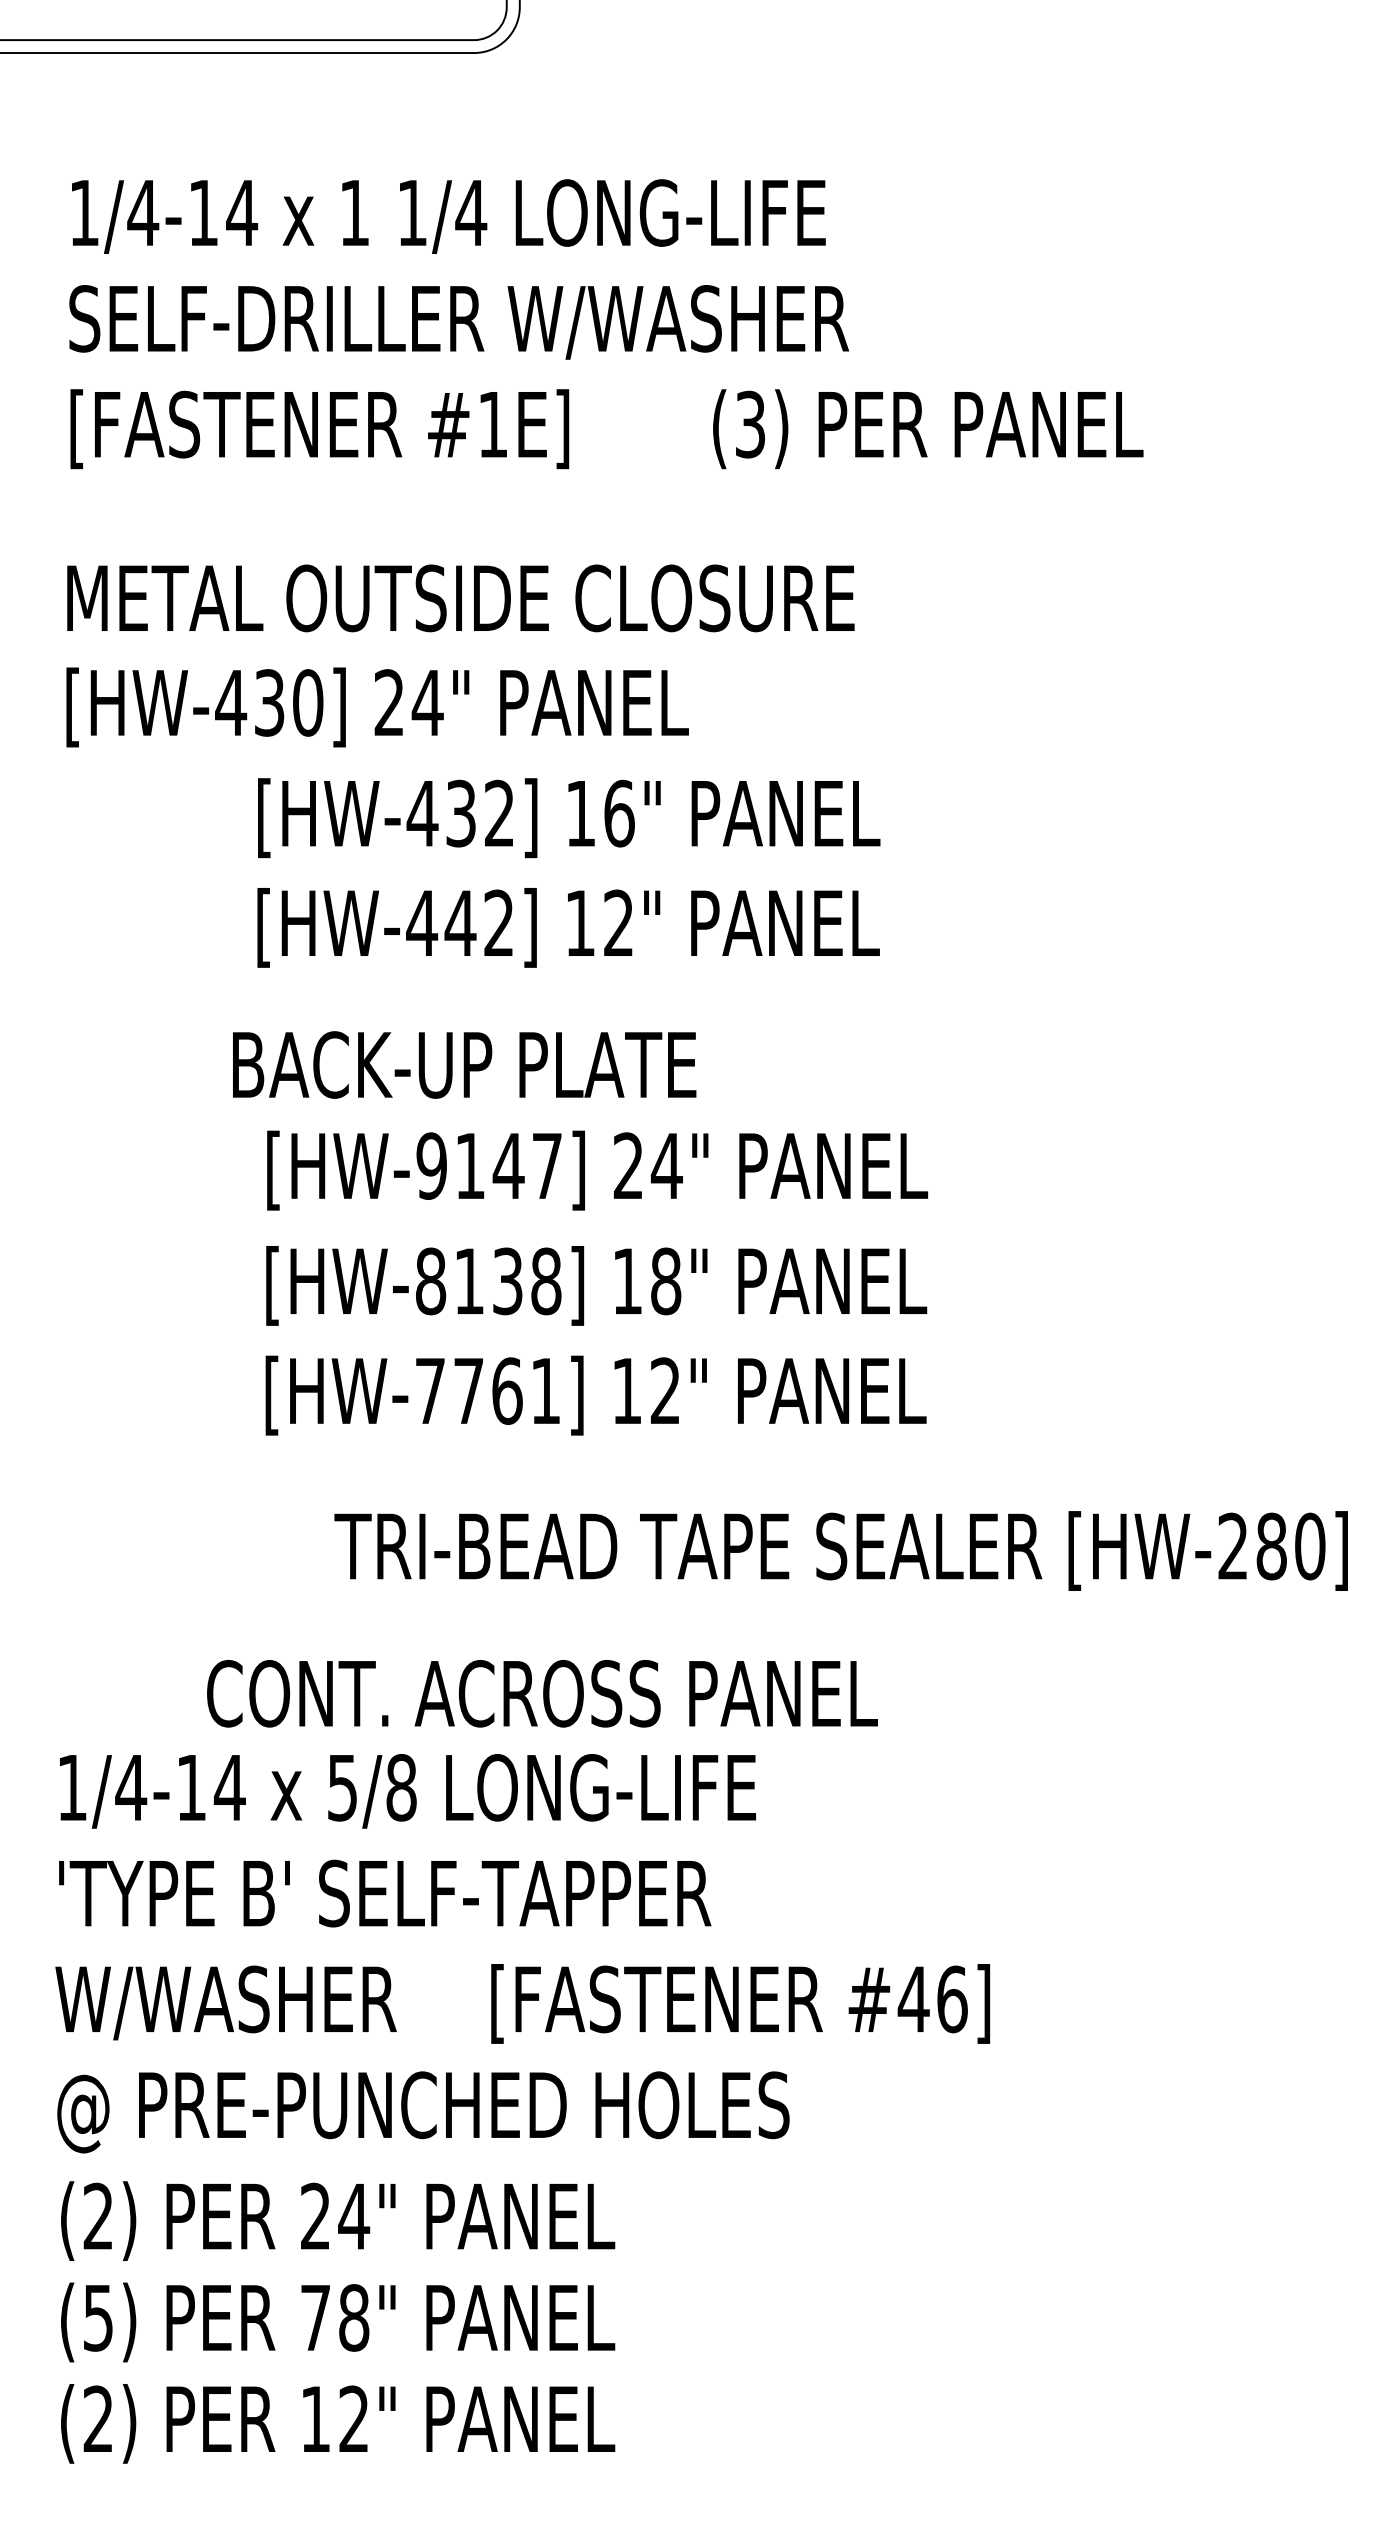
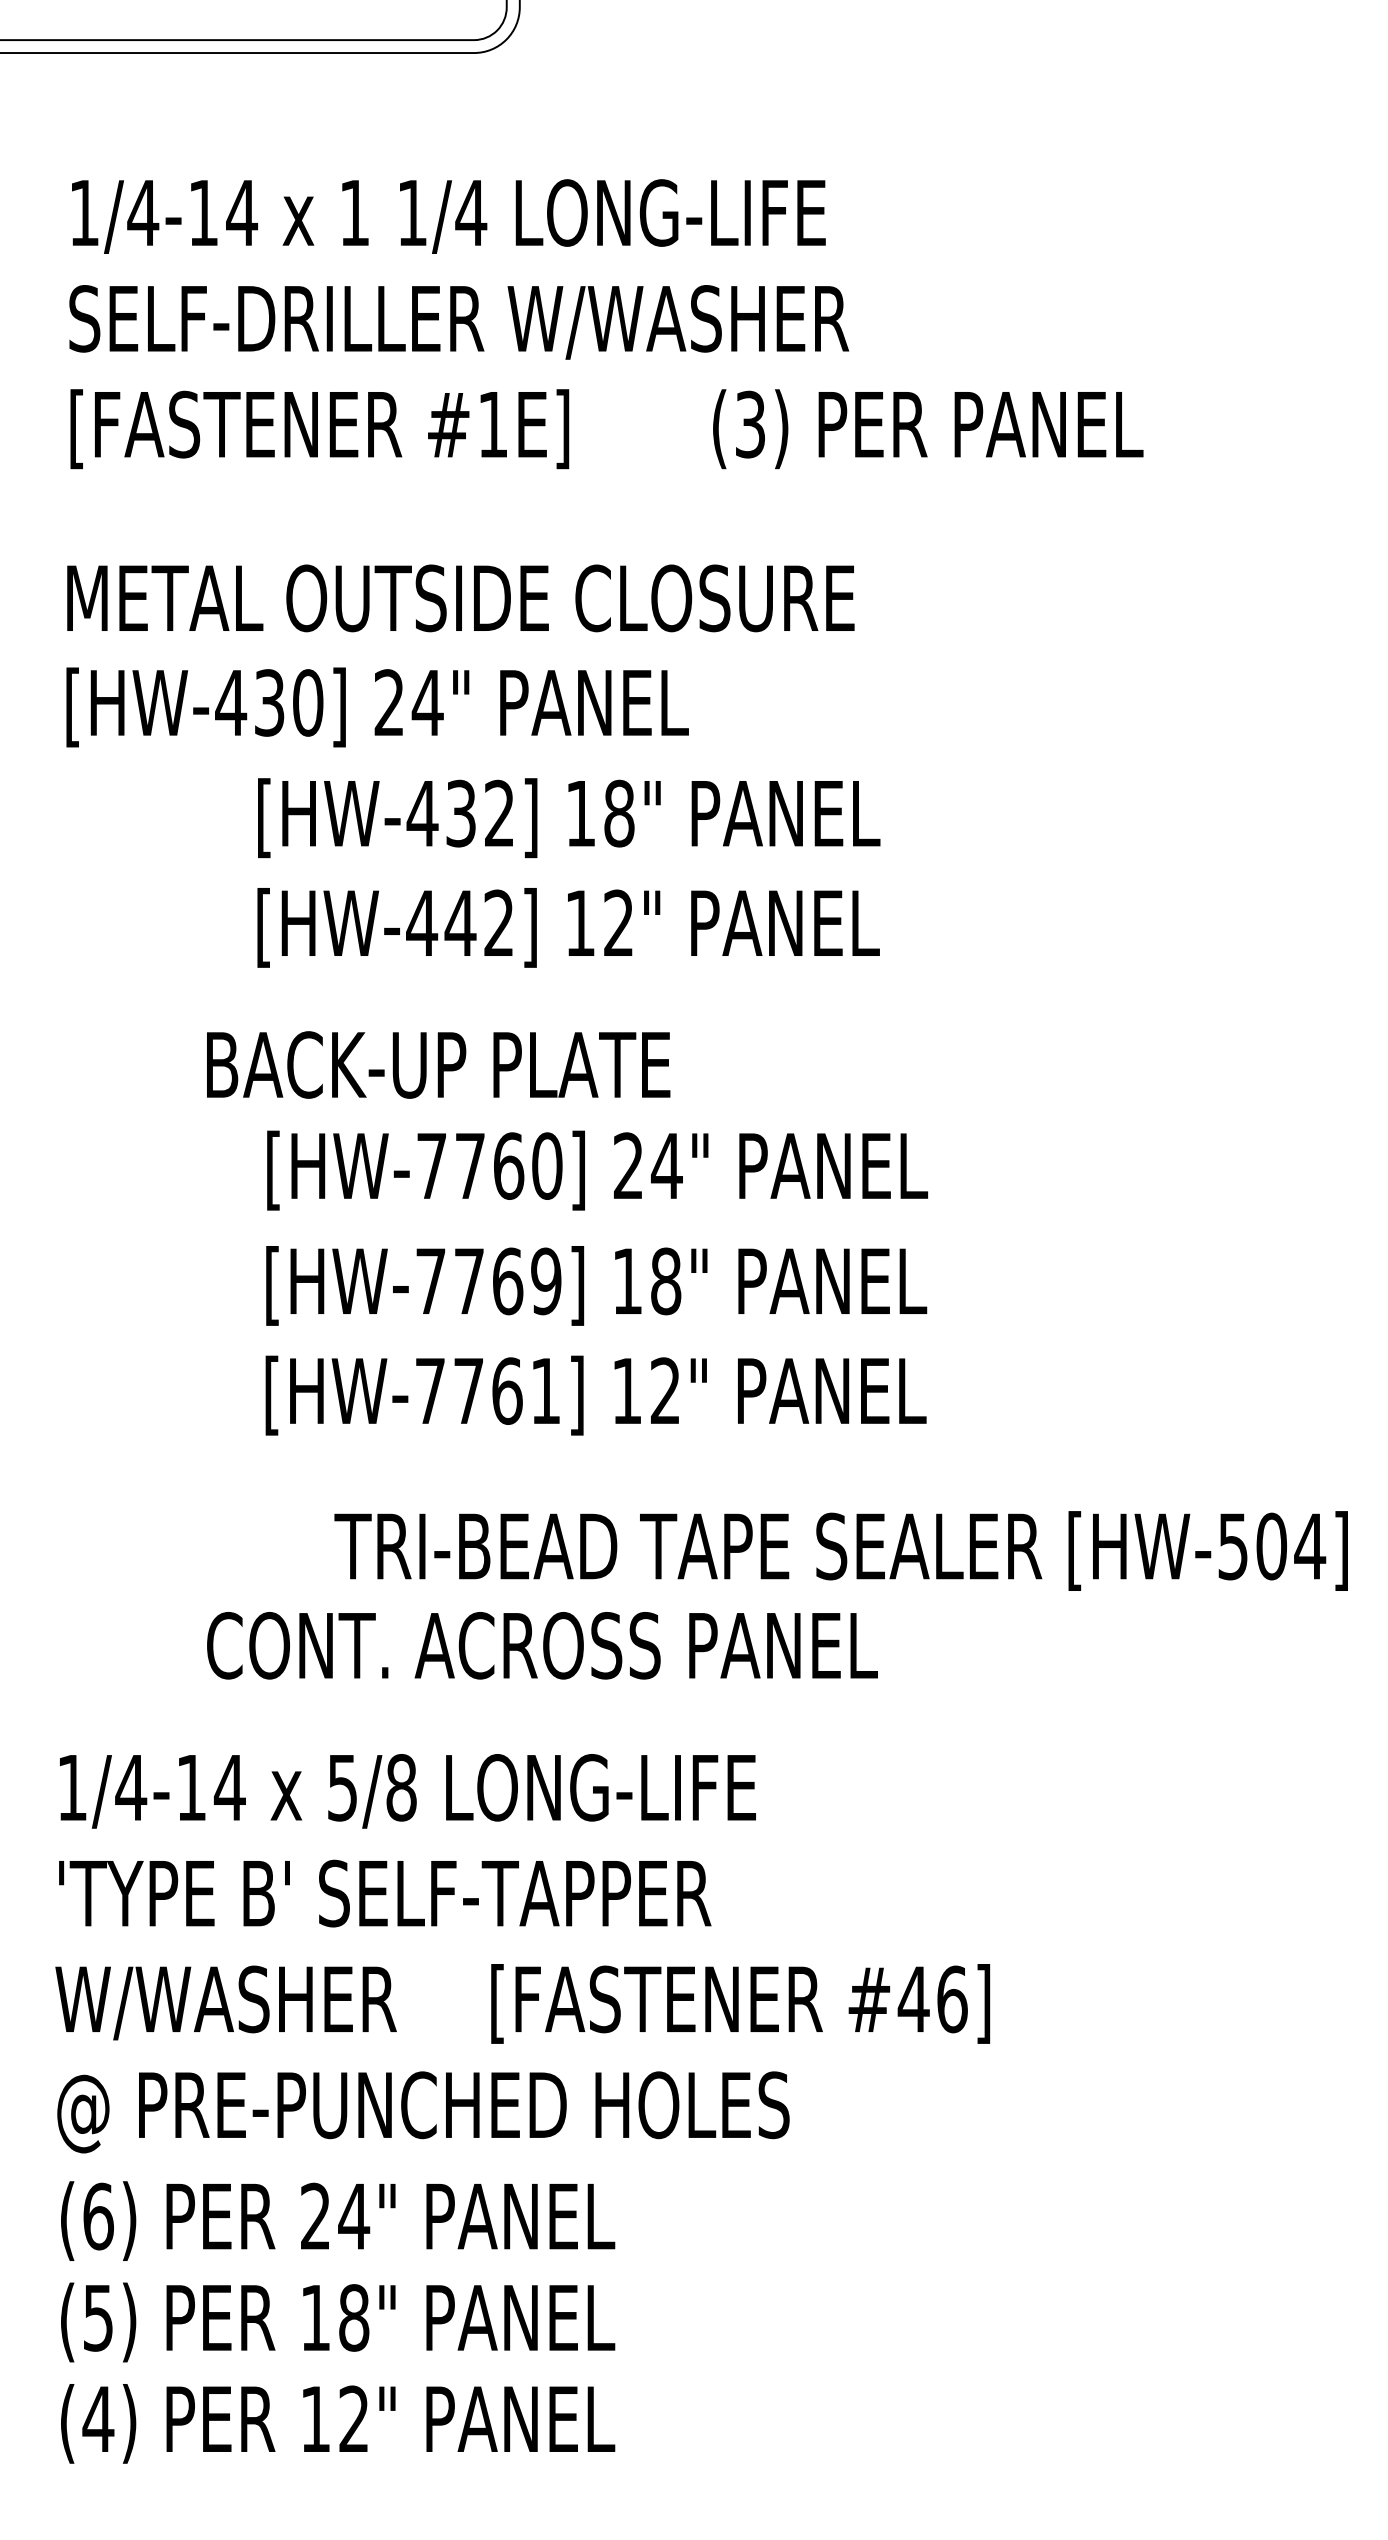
text: 16" -> 18" (619, 813)
text position: (464, 1064) -> (438, 1064) (438, 1064)
text: [HW-9147] -> [HW-7760] (489, 1165)
text: [HW-8138] -> [HW-7769] (488, 1281)
text: [HW-280] -> [HW-504] (1272, 1546)
text position: (542, 1693) -> (542, 1645) (542, 1645)
text: (2) -> (6) (98, 2216)
text: 78" -> 18" (315, 2317)
text: (2) -> (4) (98, 2418)
